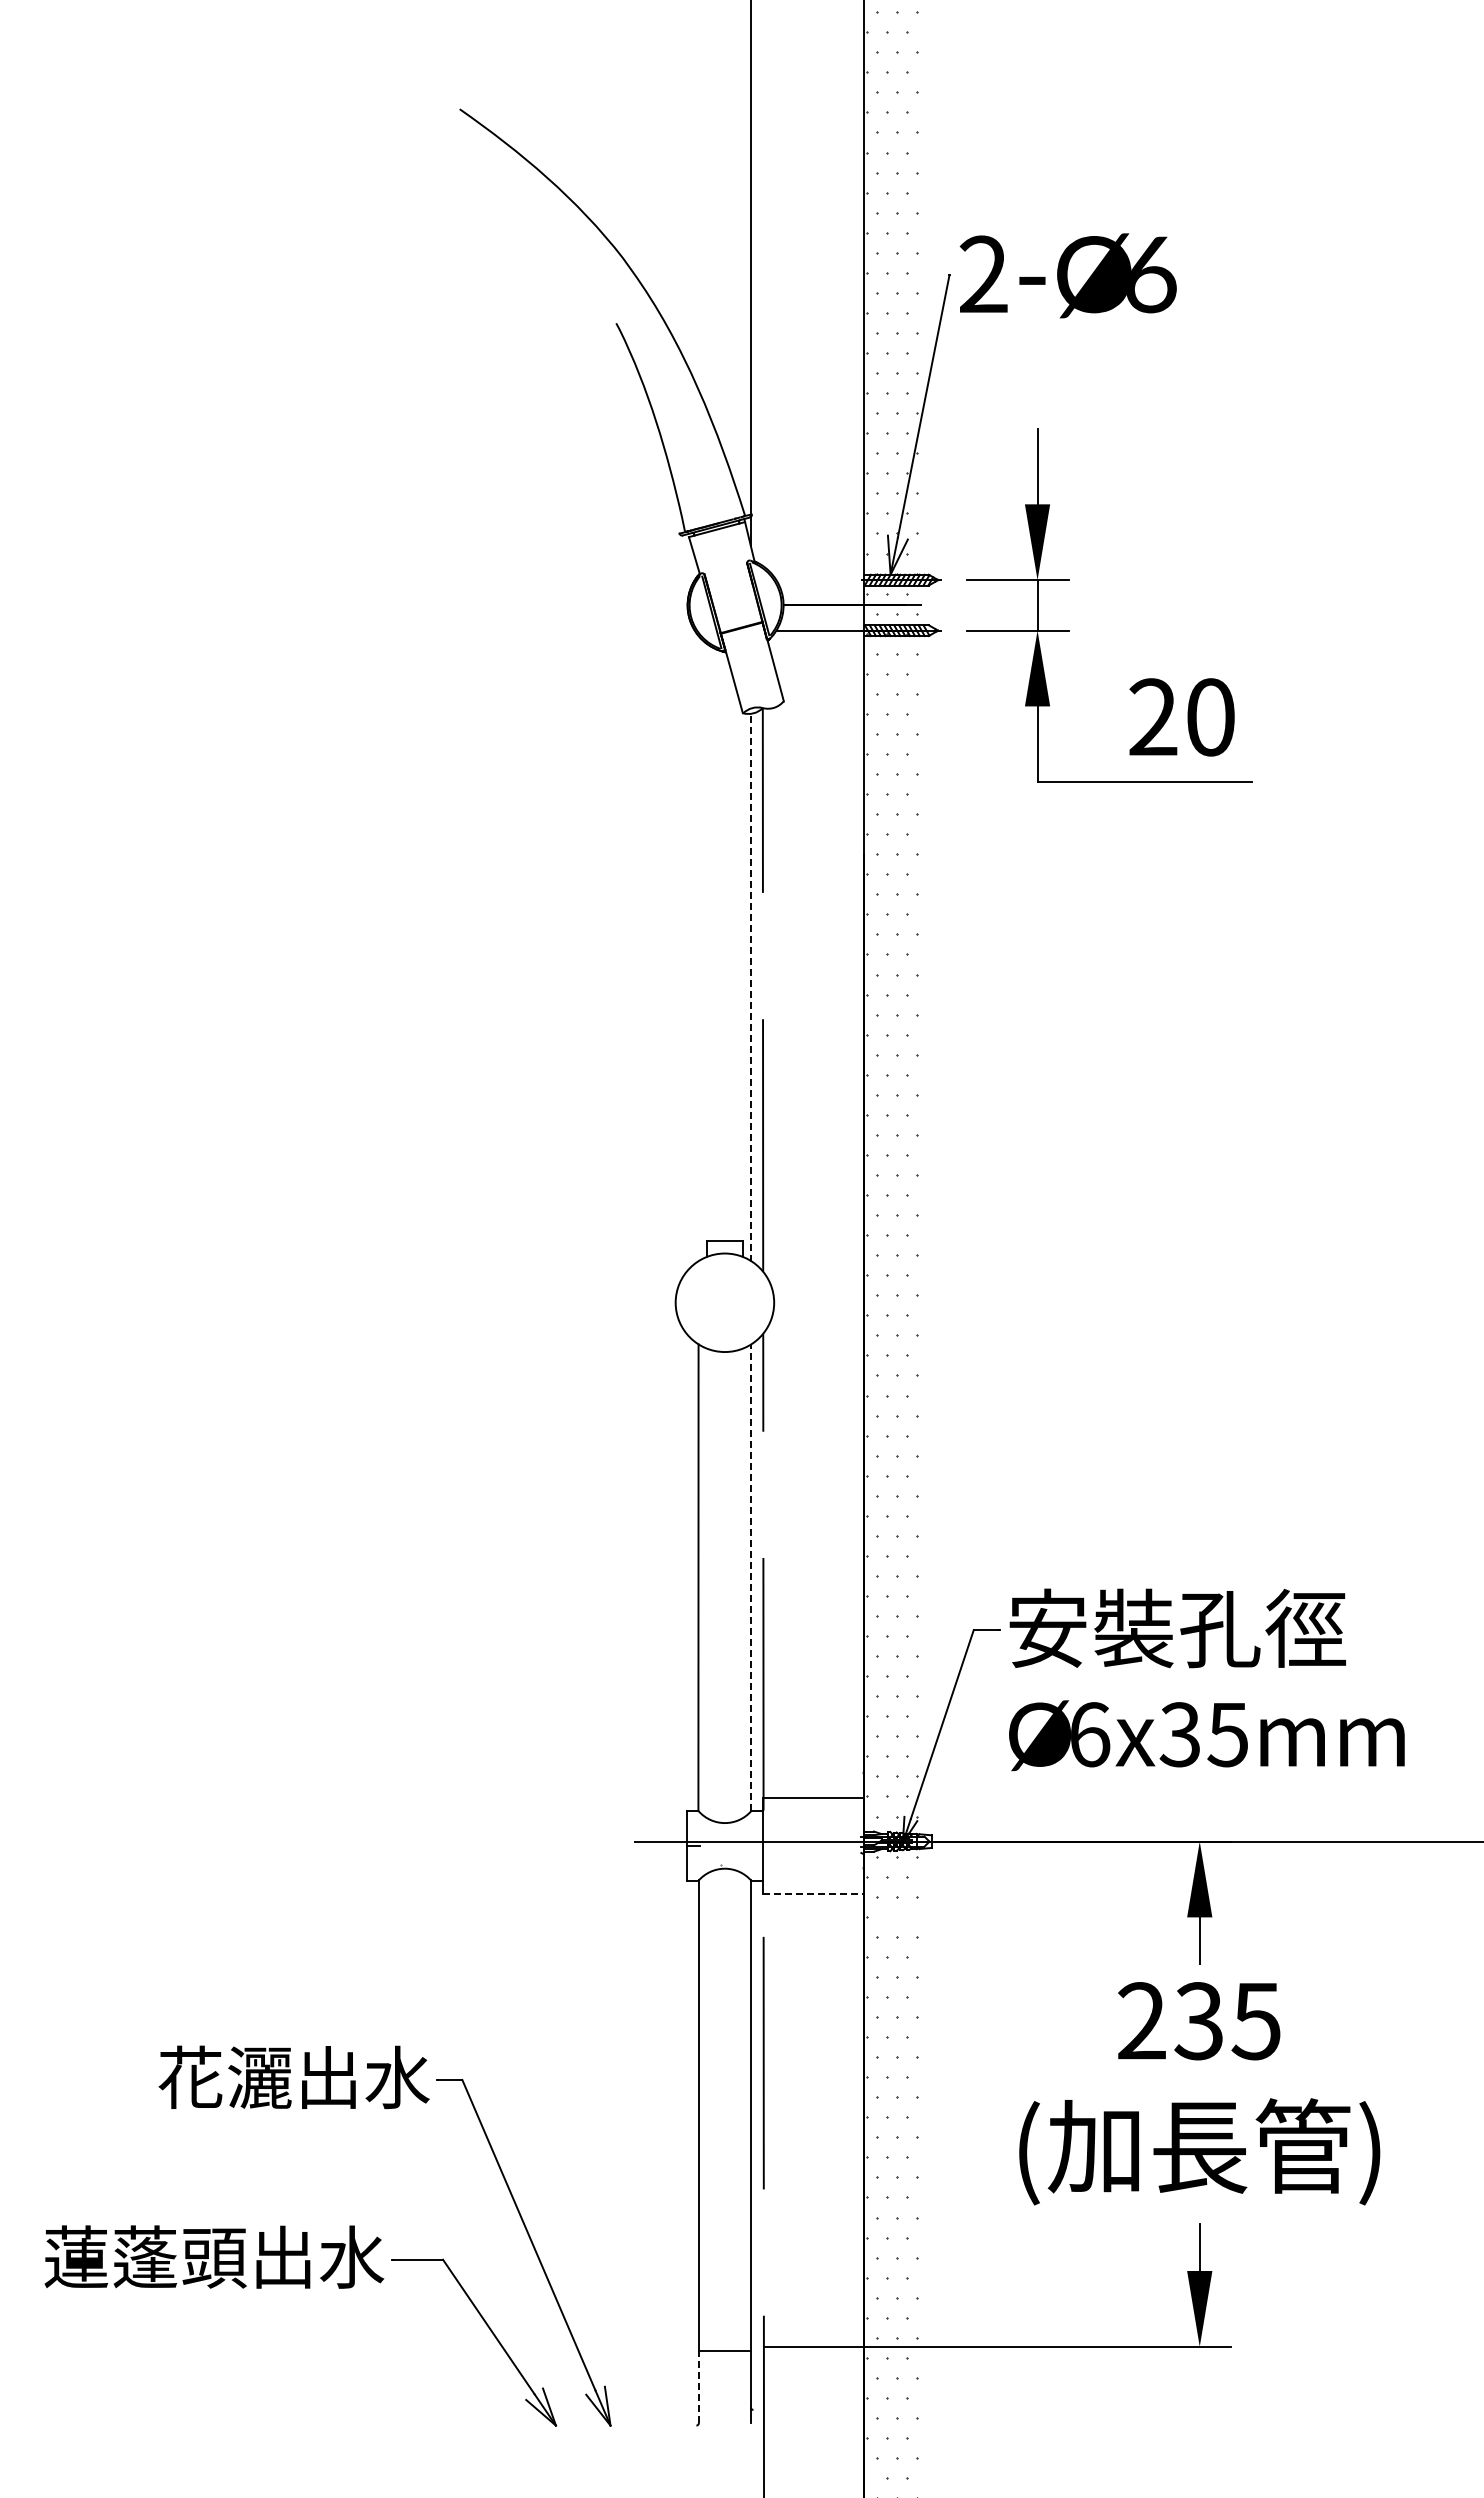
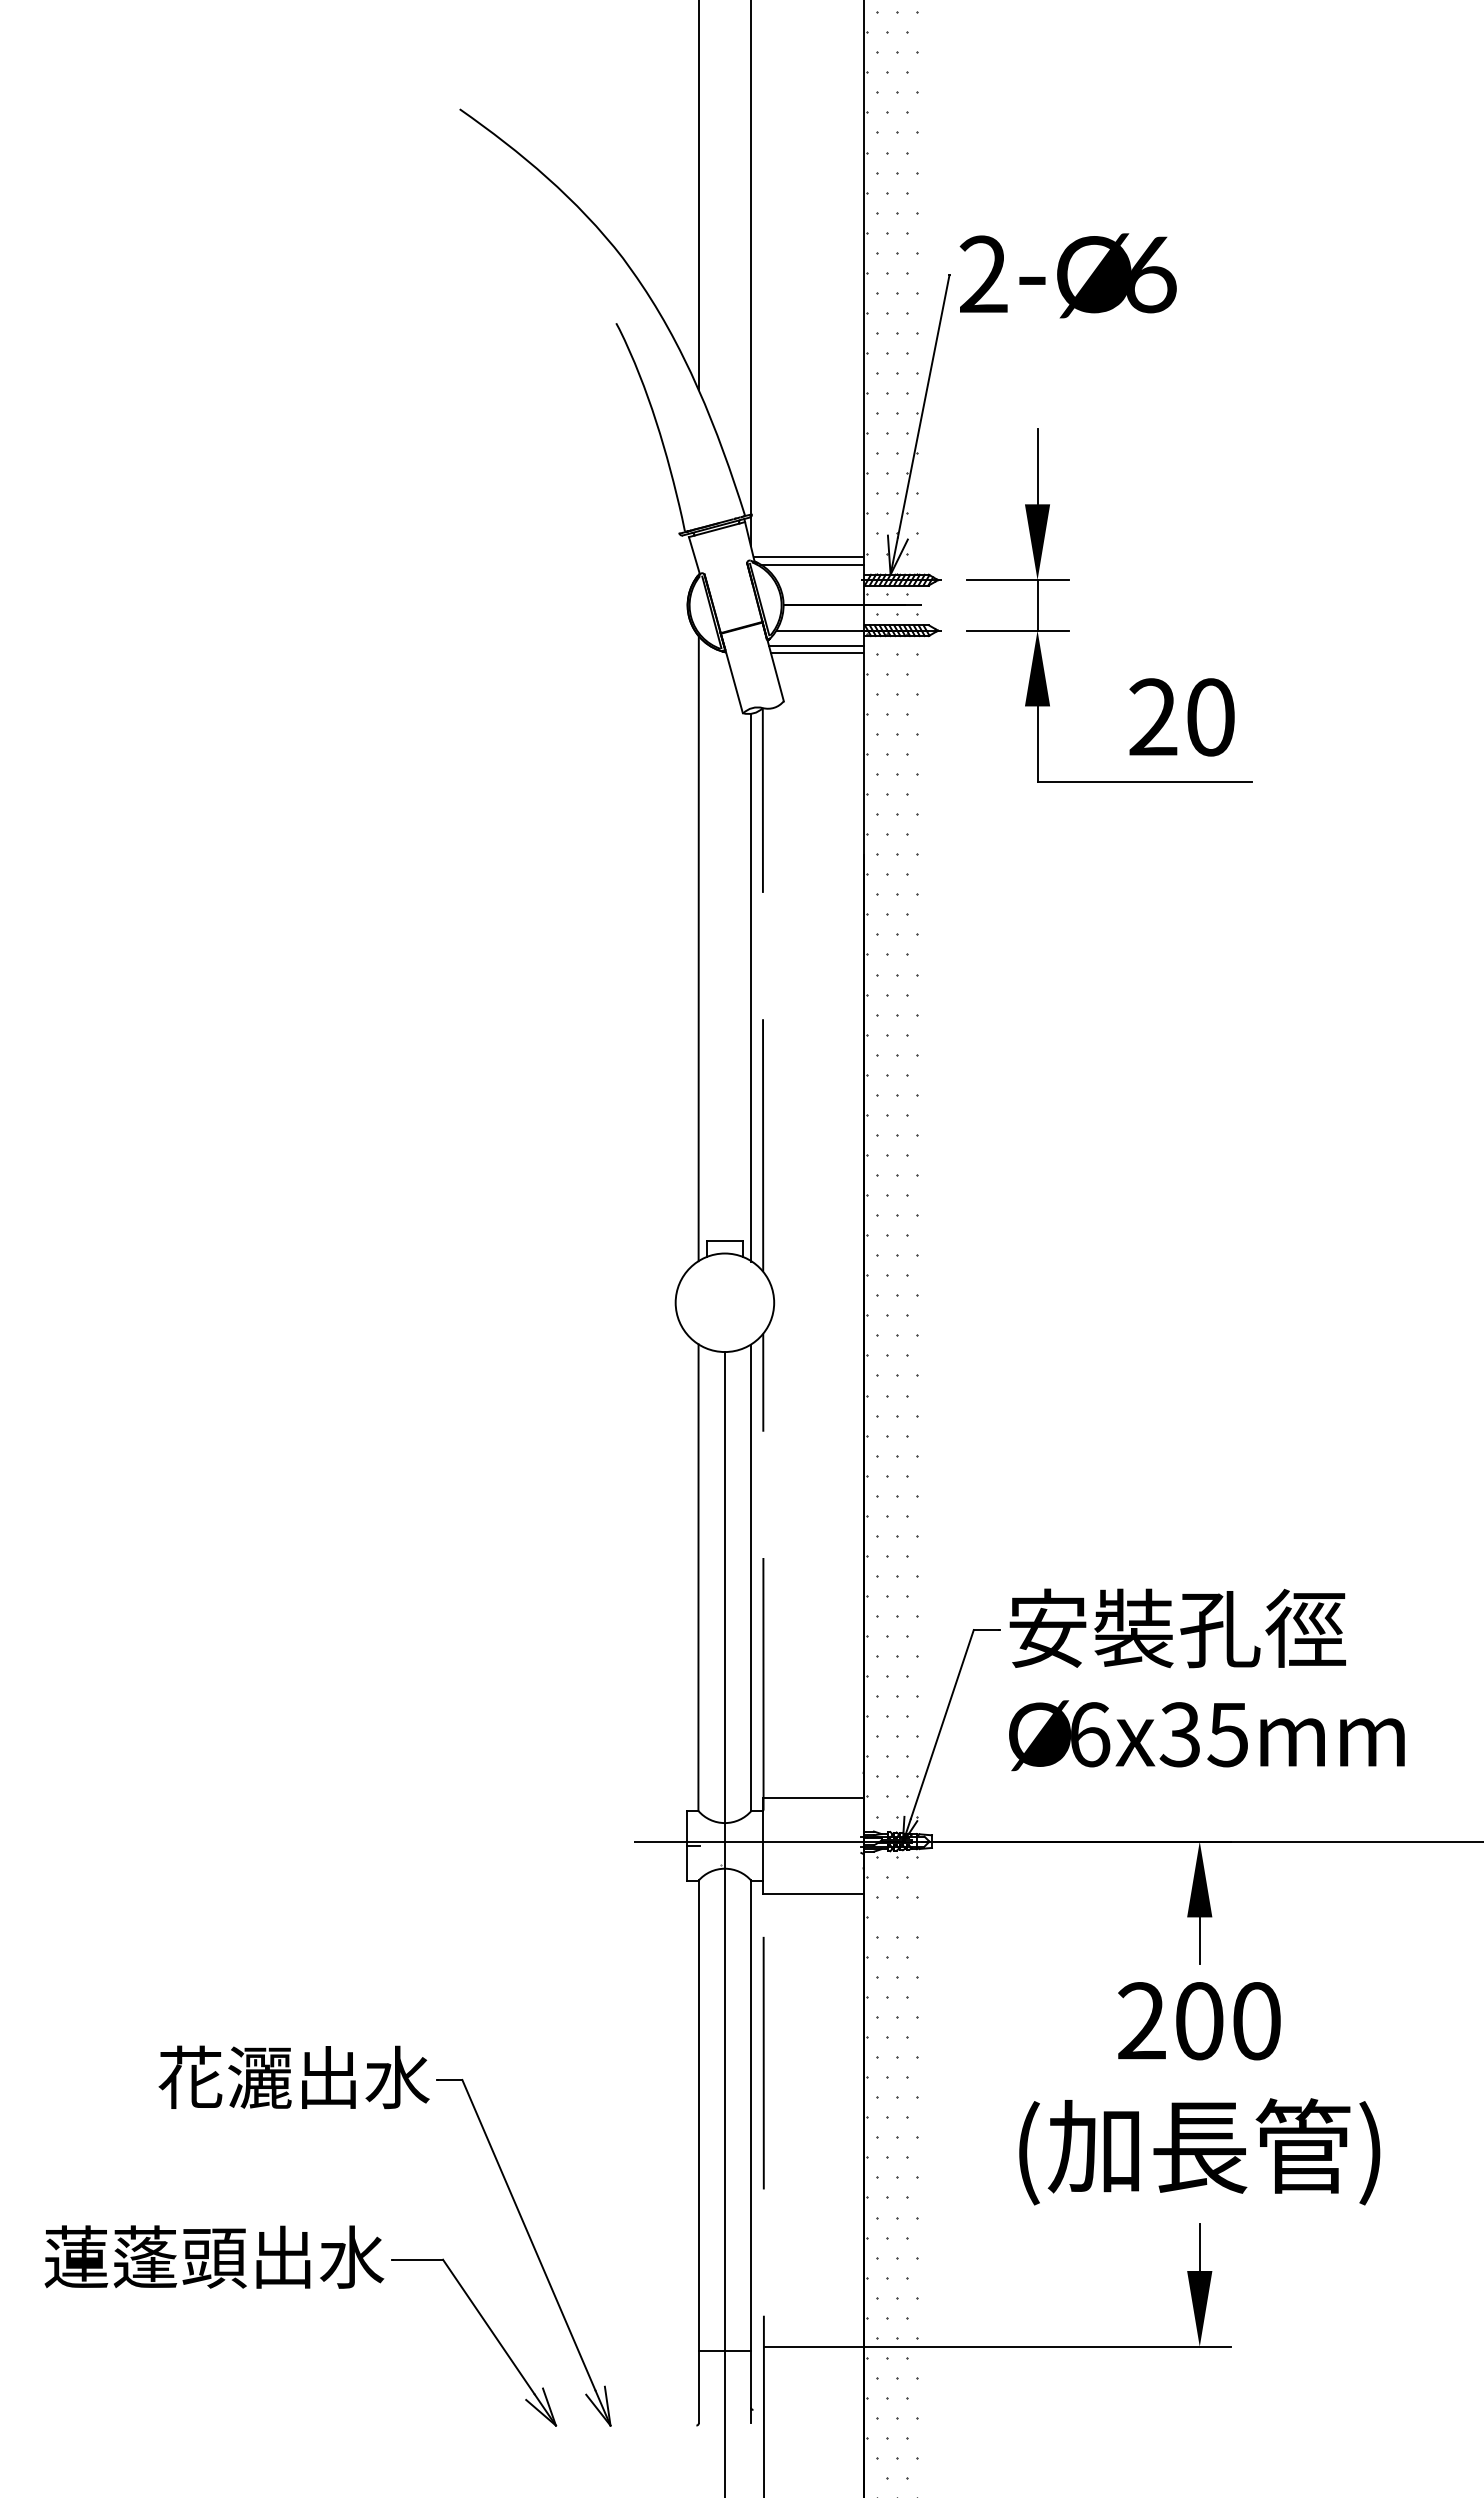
line: none -> present (698, 196)
line: none -> present (807, 557)
line: none -> present (812, 564)
line: none -> present (815, 645)
line: none -> present (816, 653)
line: none -> present (698, 948)
line: dashed -> solid (750, 987)
line: dashed -> solid (750, 1577)
line: dashed -> solid (813, 1893)
line: none -> present (724, 1923)
text: 235 -> 200 (1227, 2021)
line: dashed -> solid (698, 2386)
